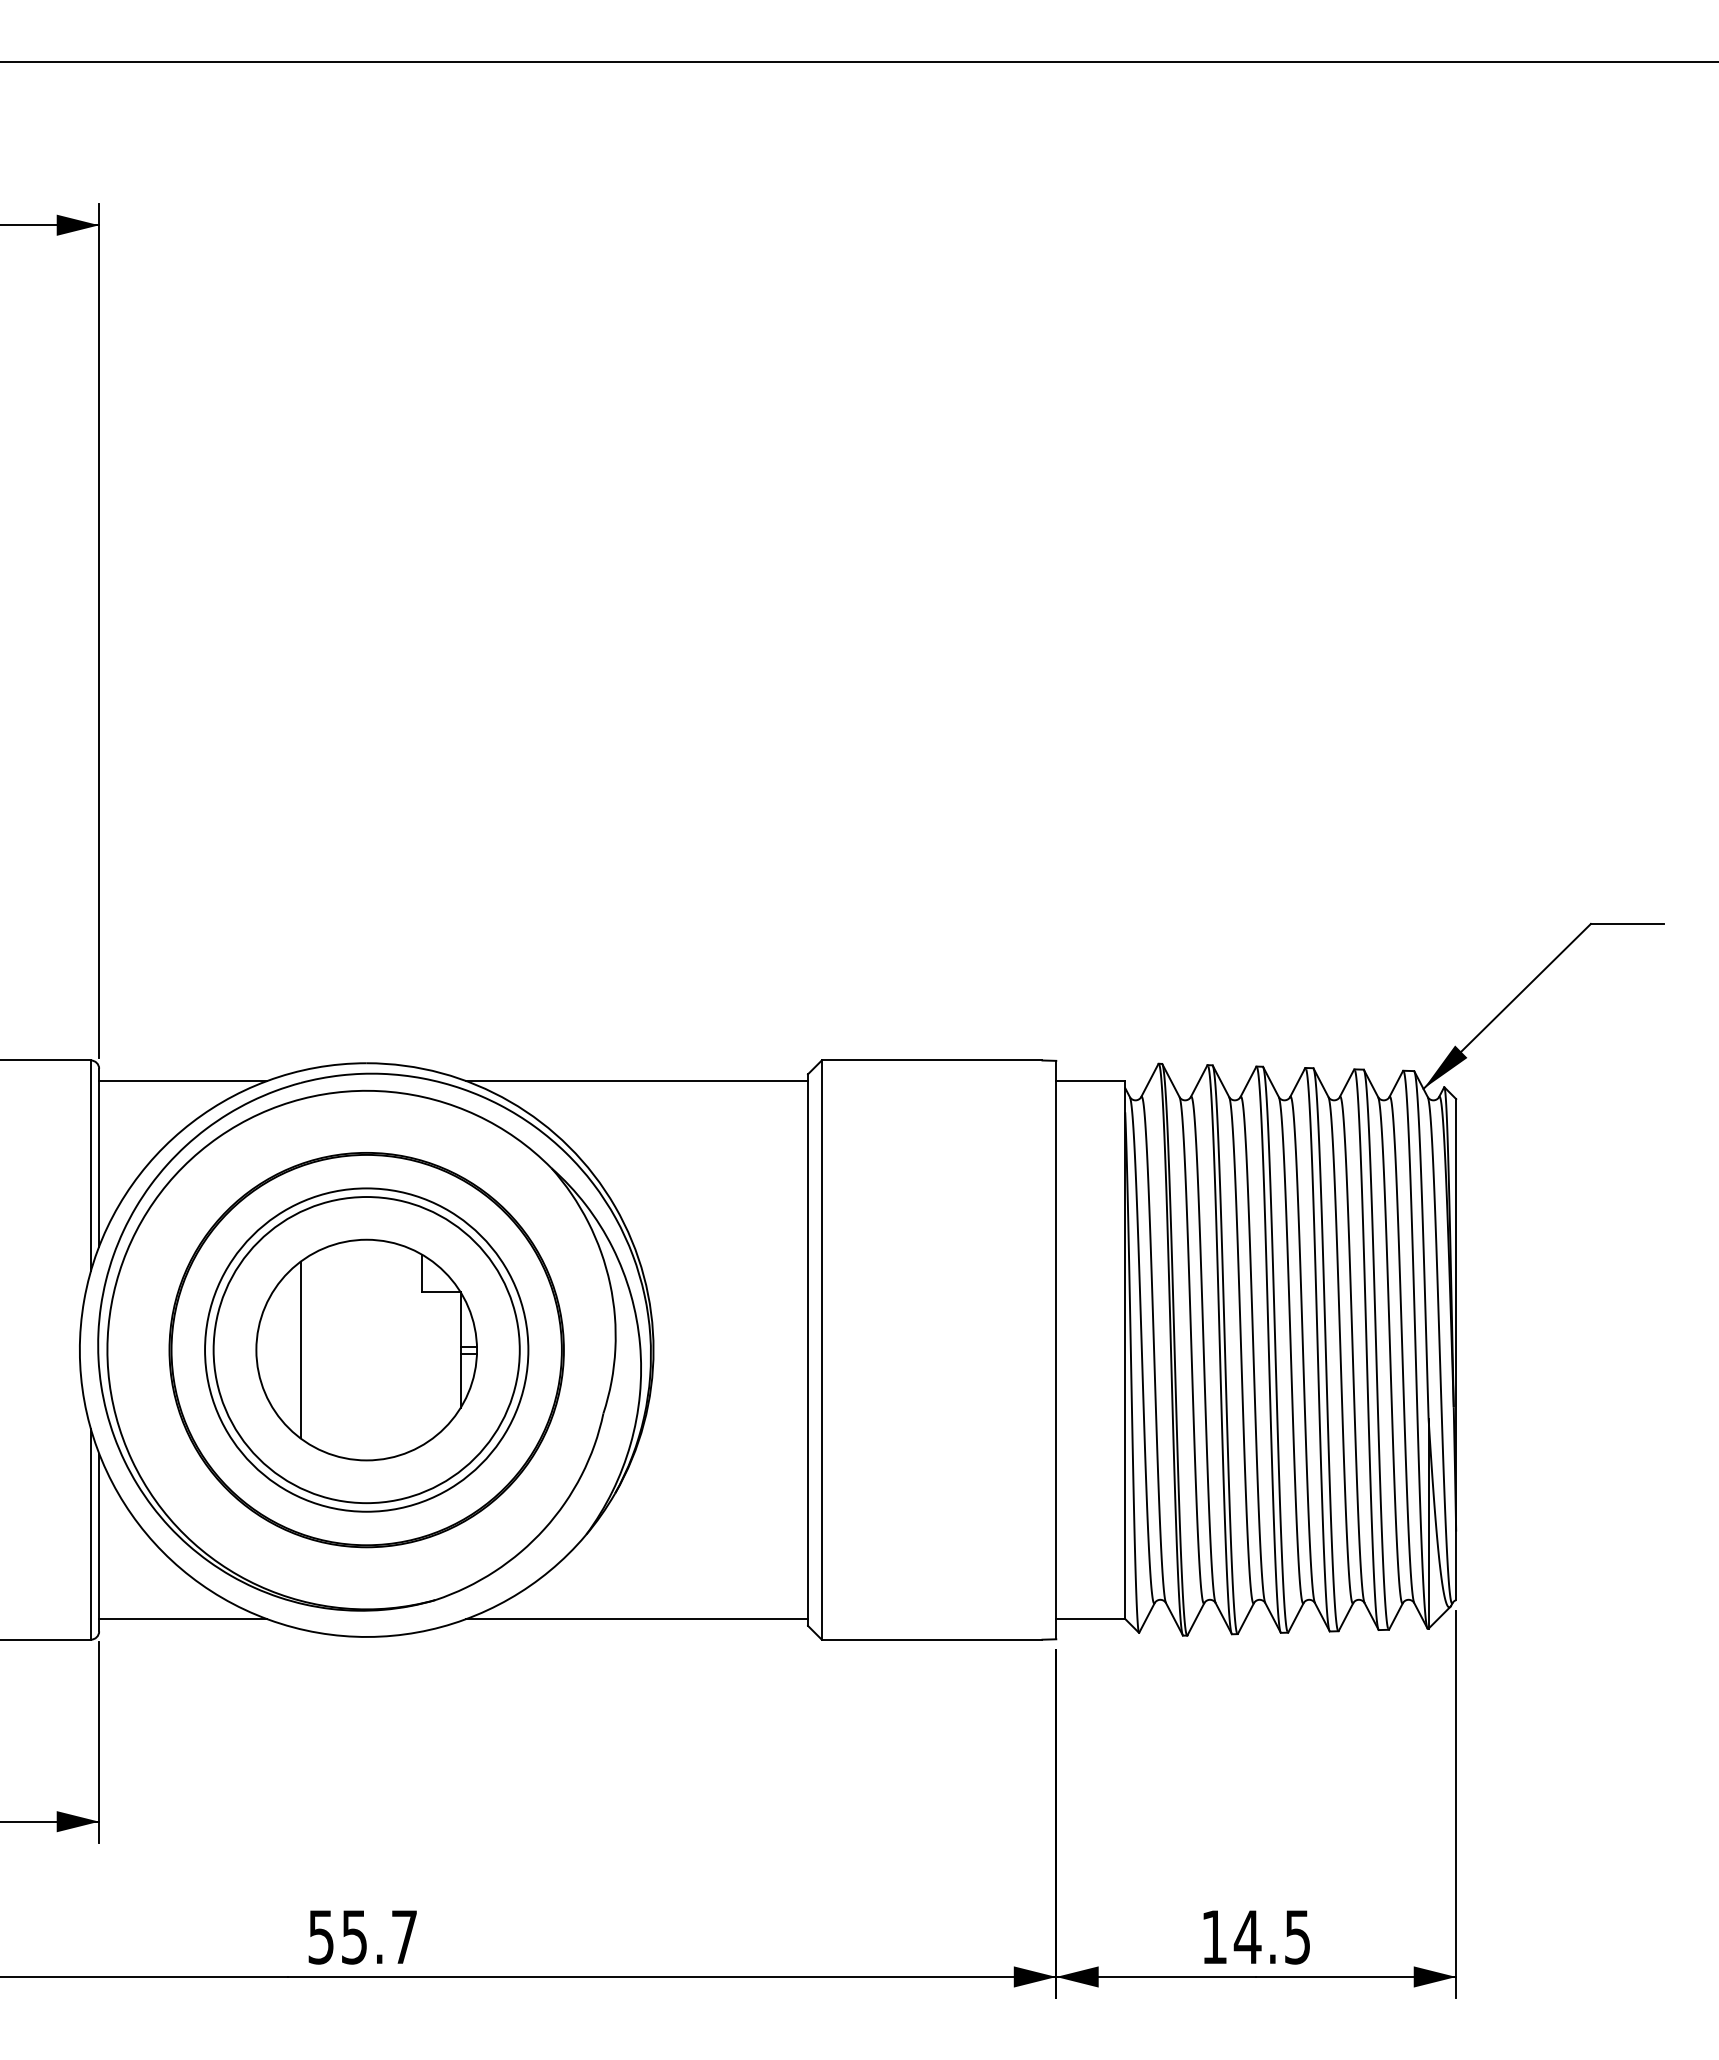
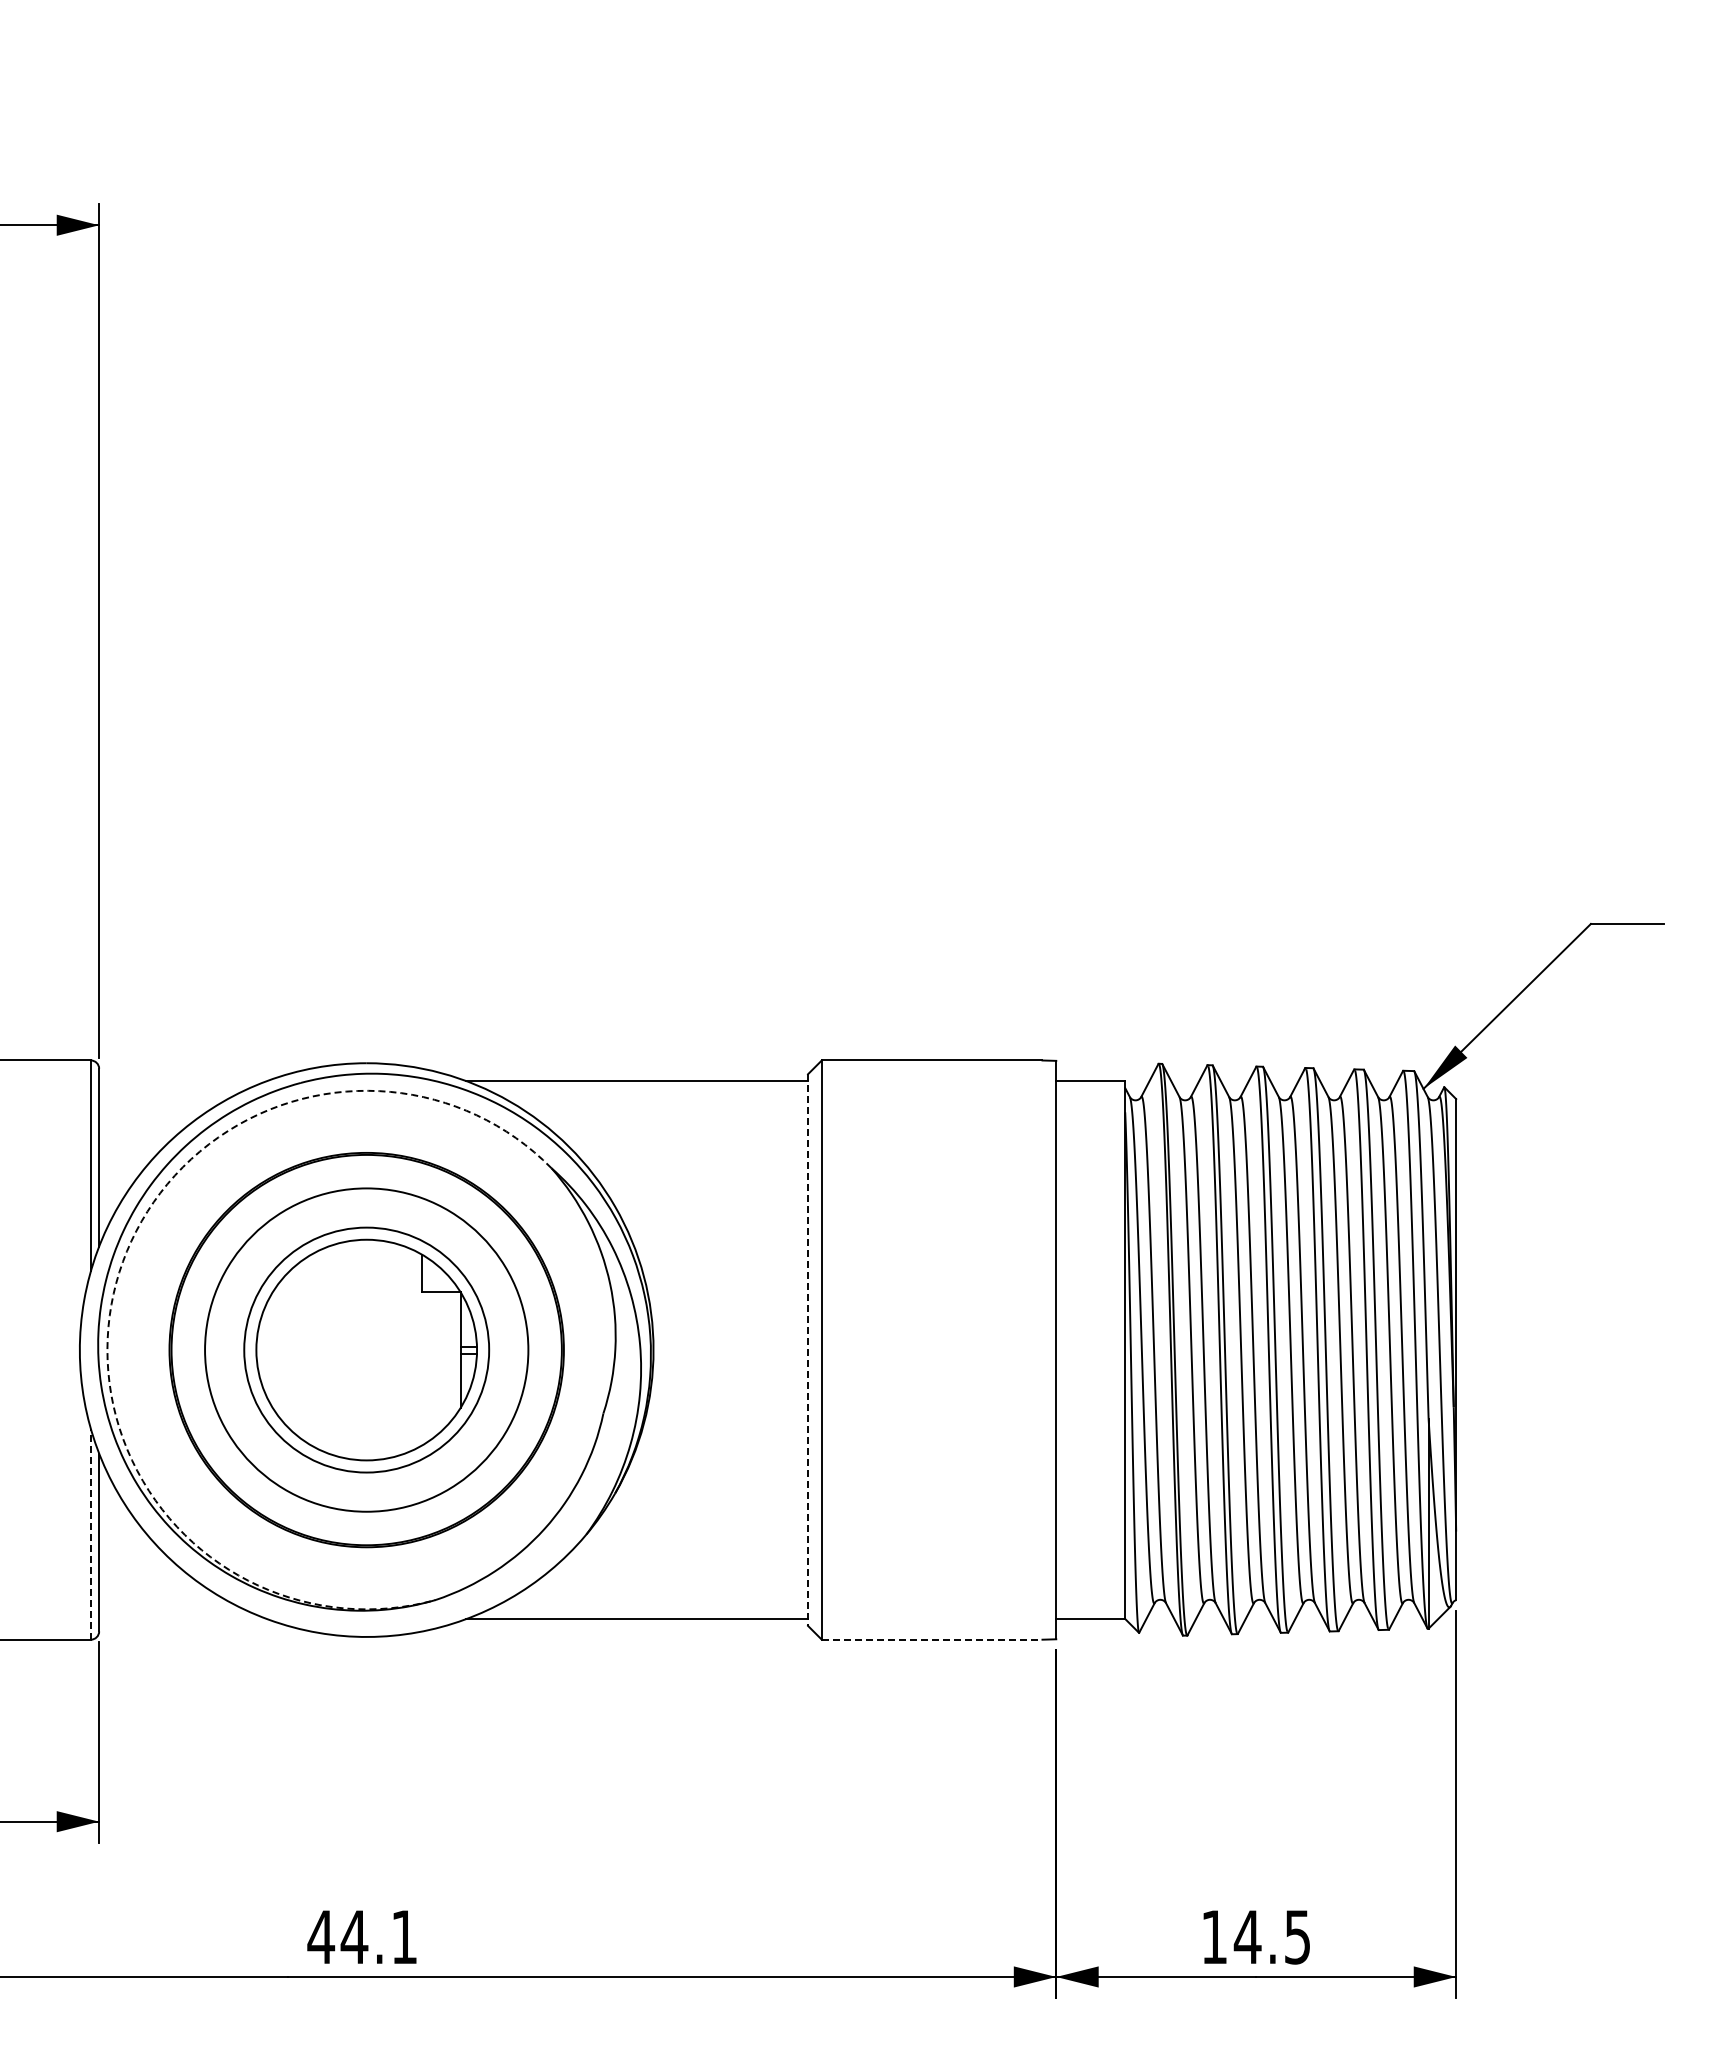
line: present -> none (858, 61)
line: present -> none (183, 1081)
arc: solid -> dashed (116, 1282)
line: present -> none (300, 1349)
circle diameter: 306 px -> 245 px (366, 1349)
line: solid -> dashed (808, 1350)
line: solid -> dashed (90, 1533)
line: present -> none (183, 1619)
line: solid -> dashed (932, 1639)
text: 55.7 -> 44.1 (361, 1937)
